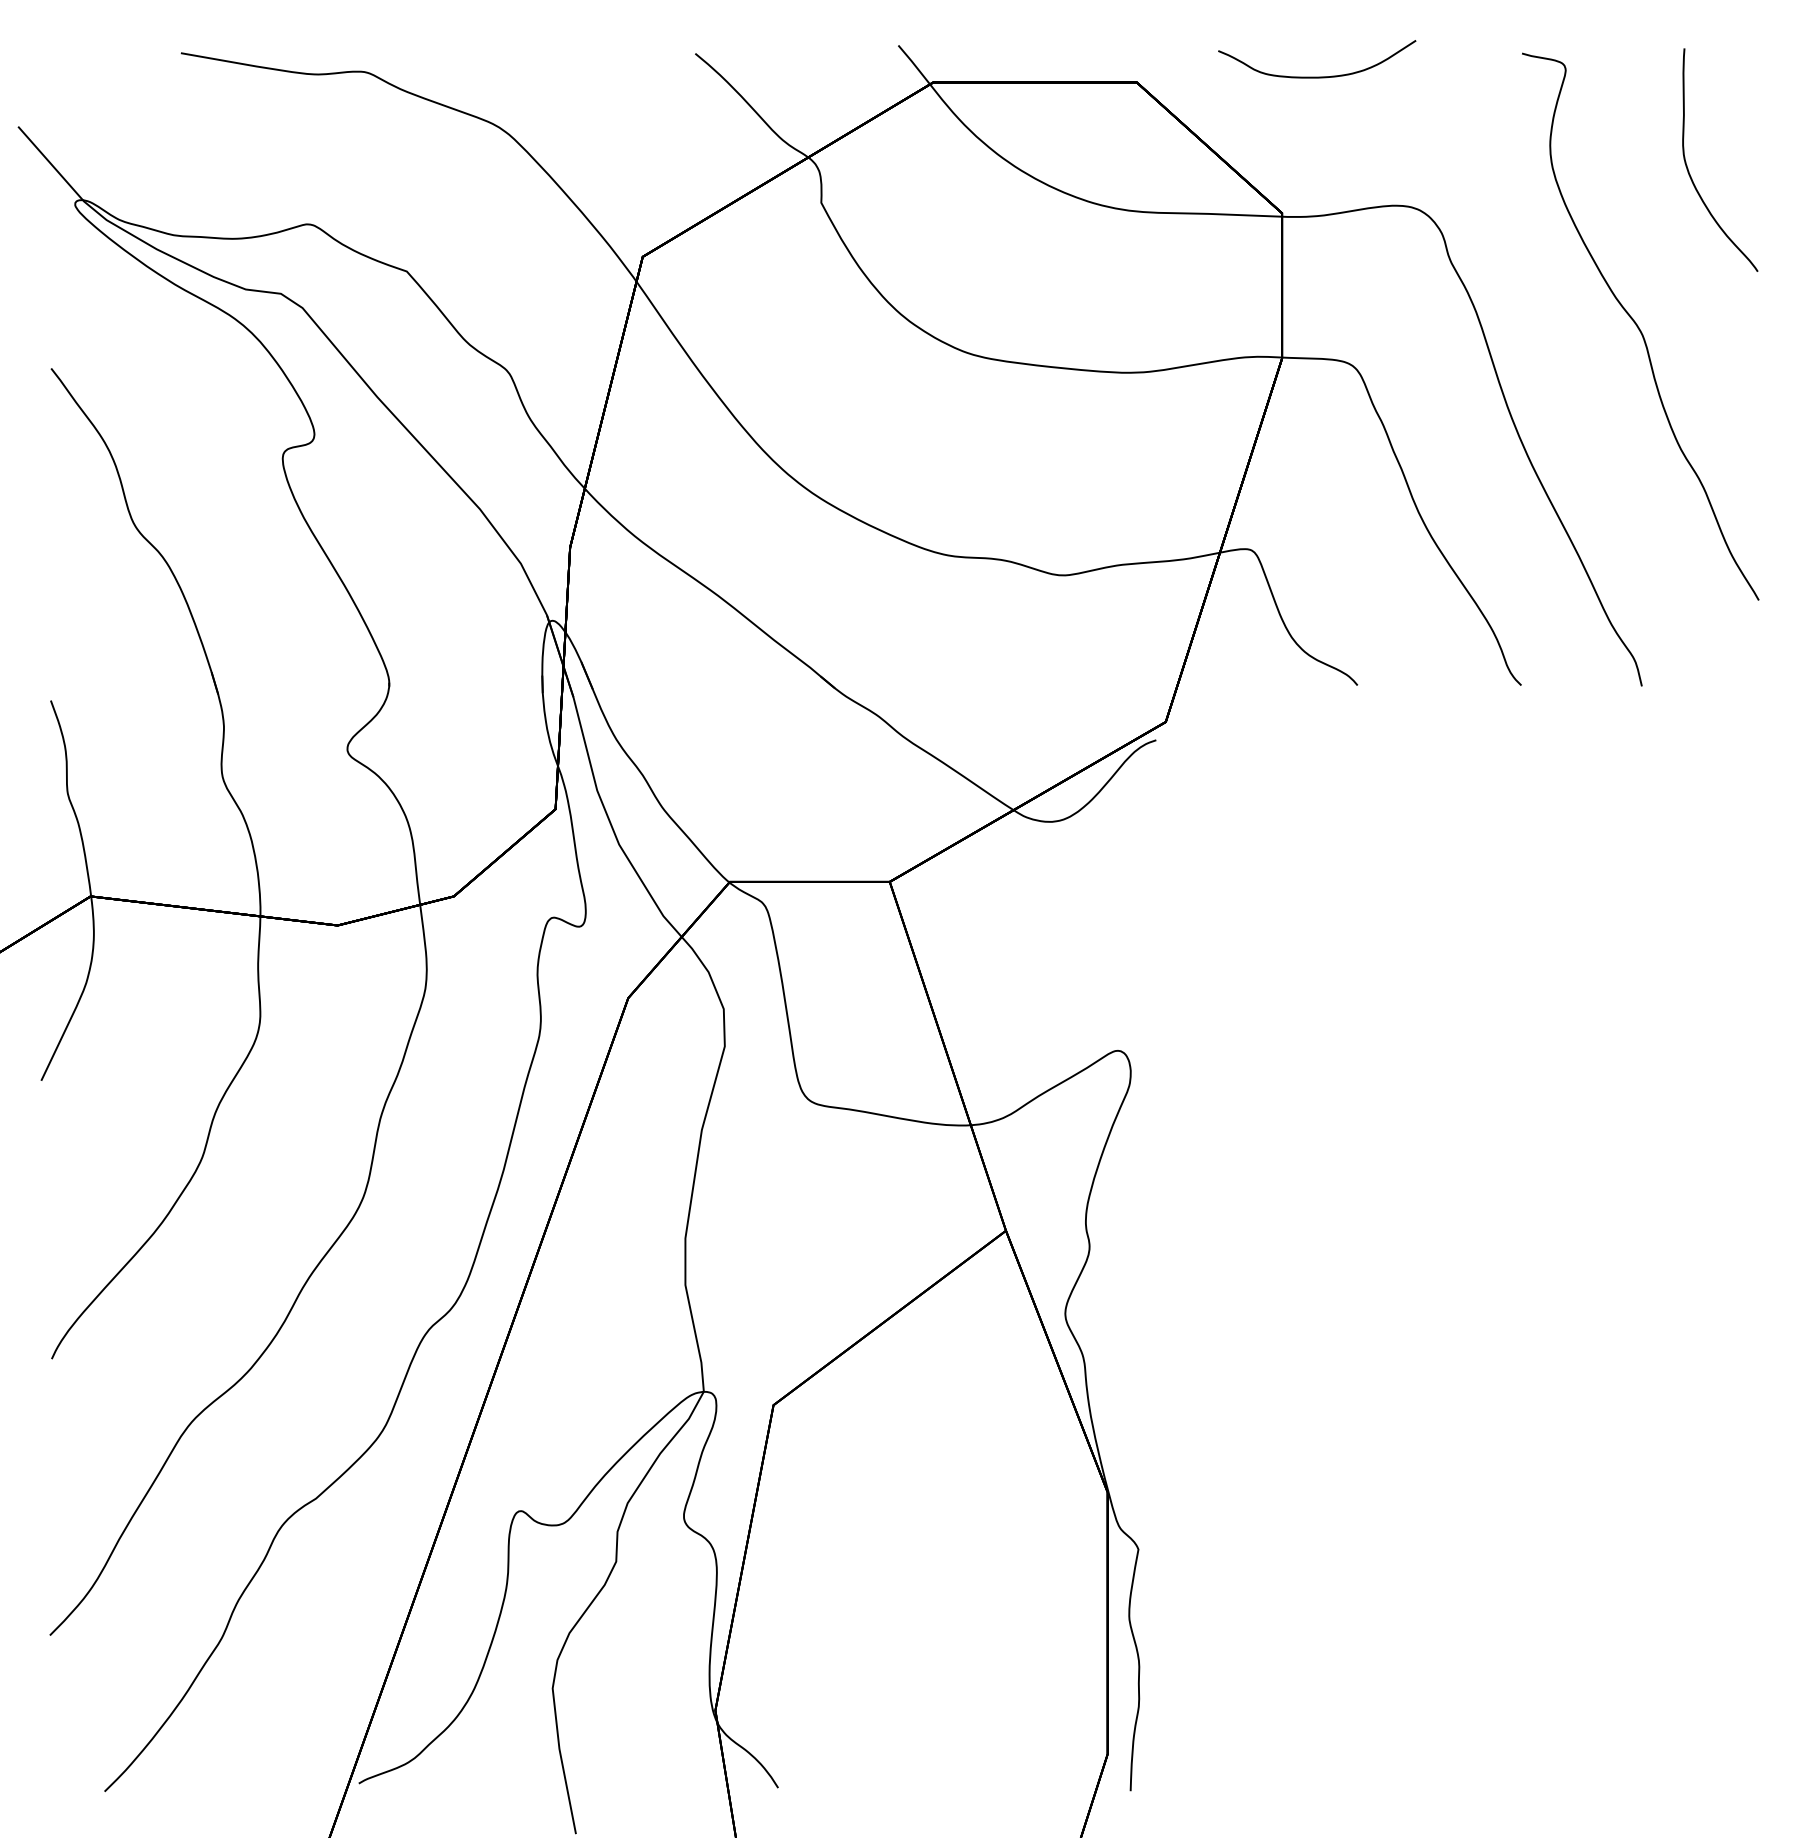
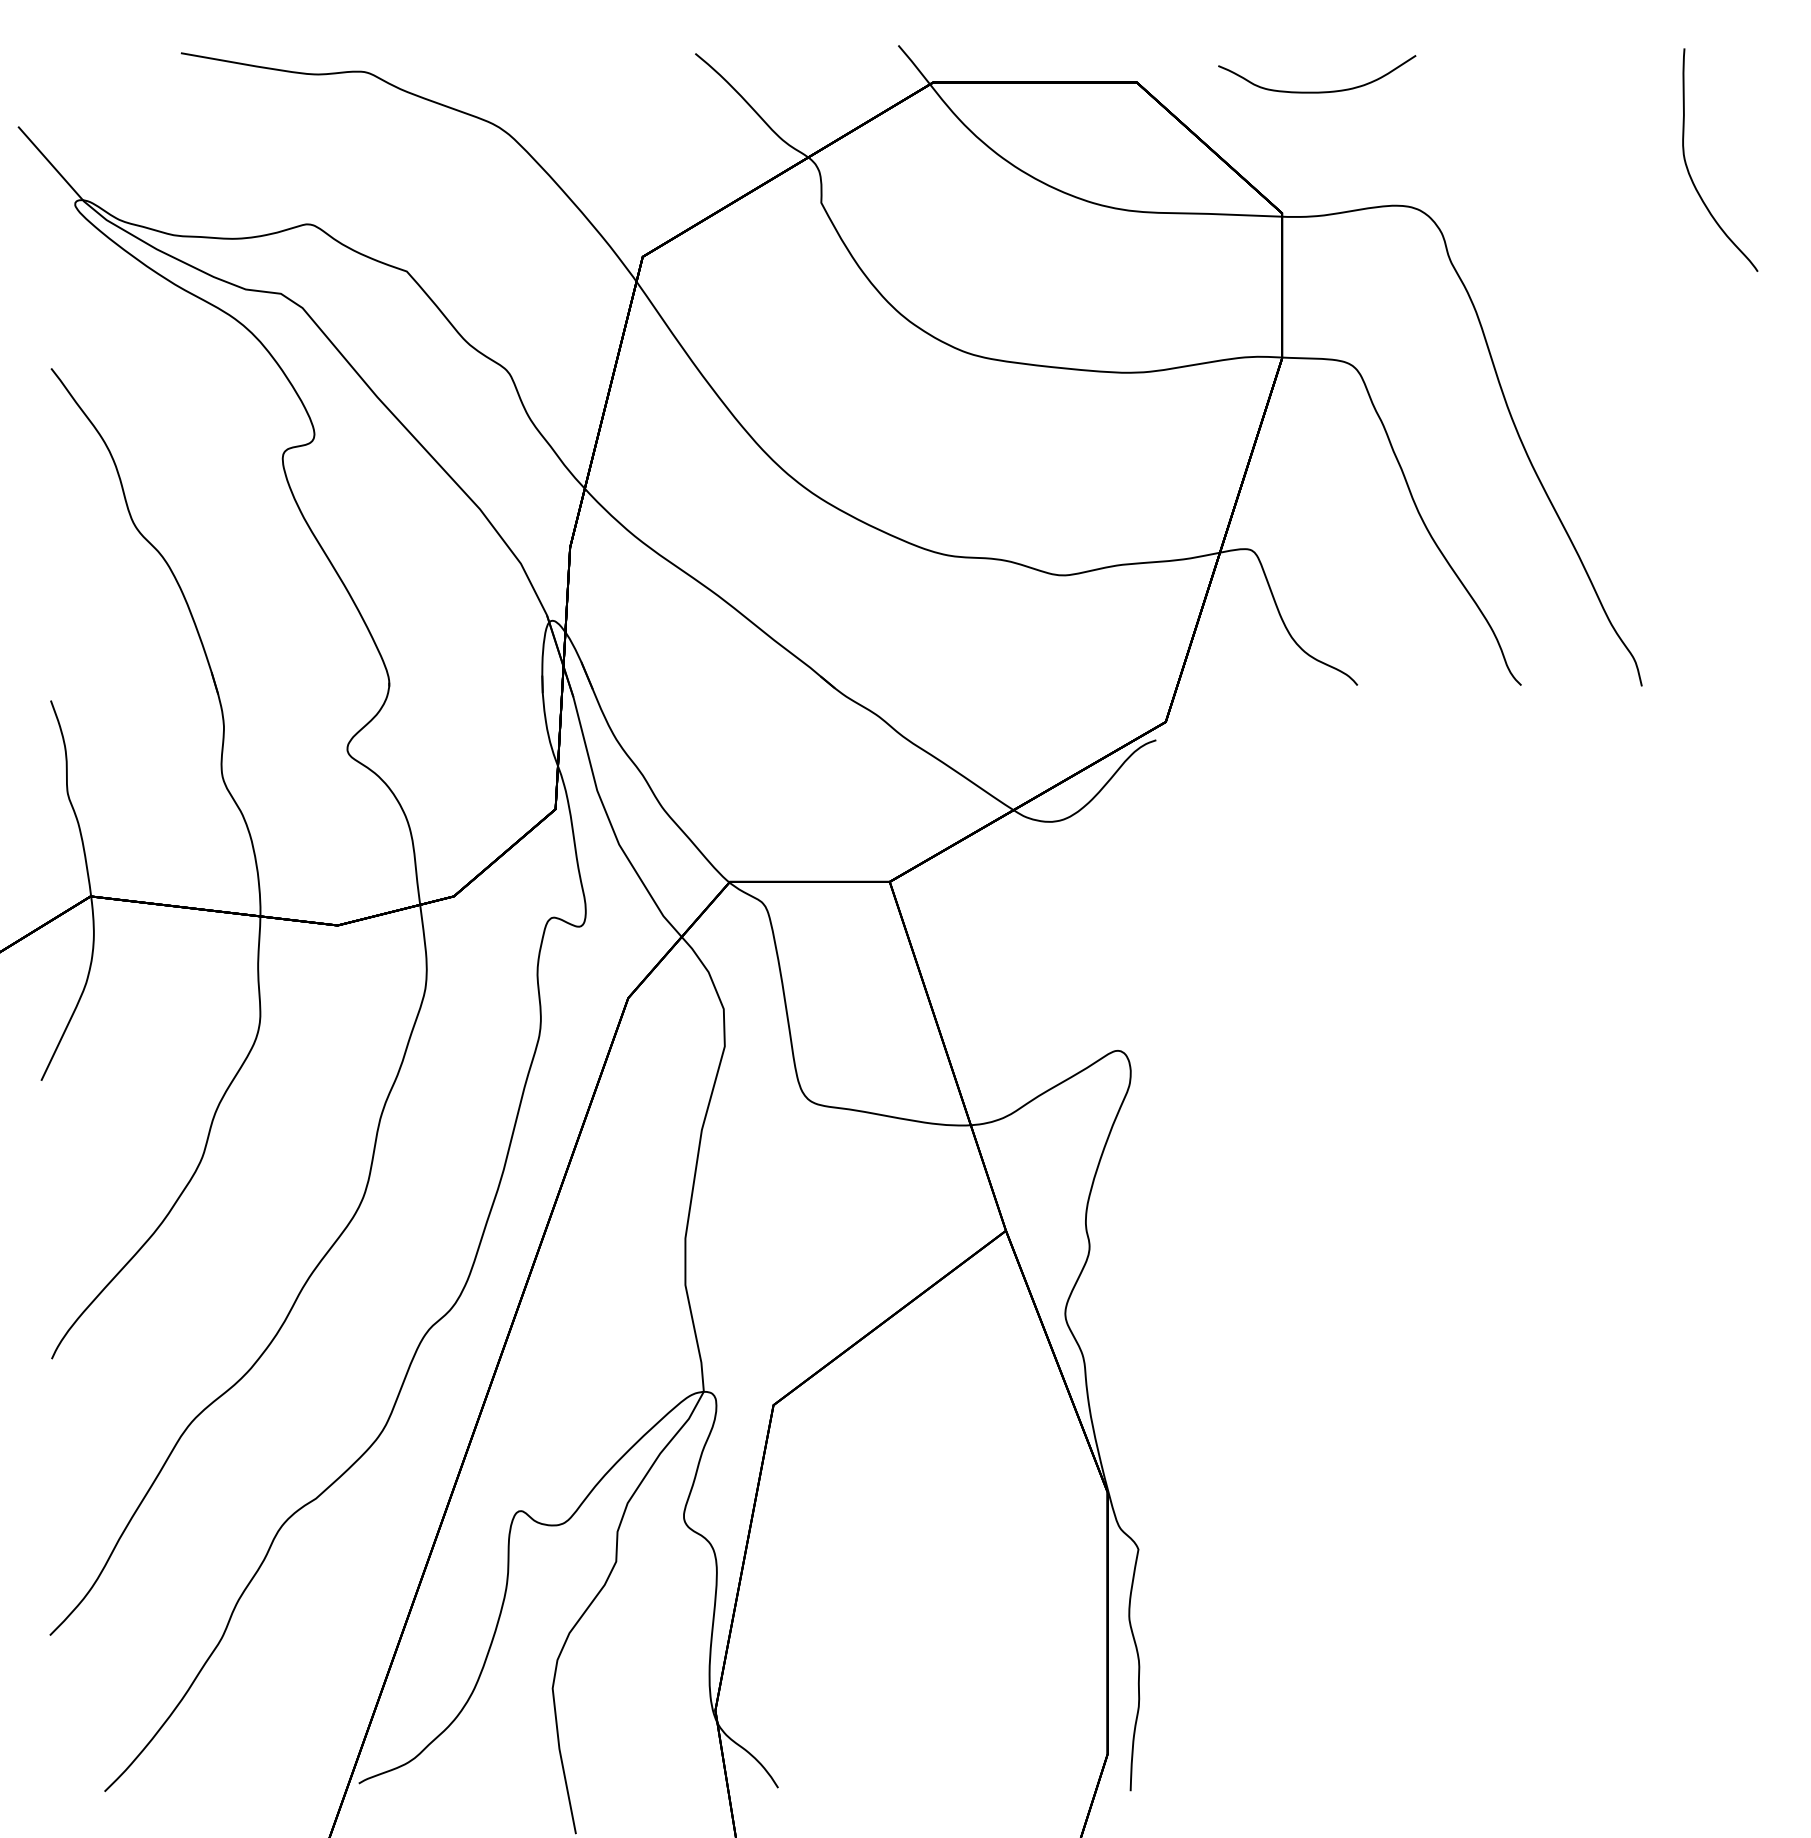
curve position: (1317, 76) -> (1317, 91) (1317, 91)
curve: present -> none (1639, 327)
